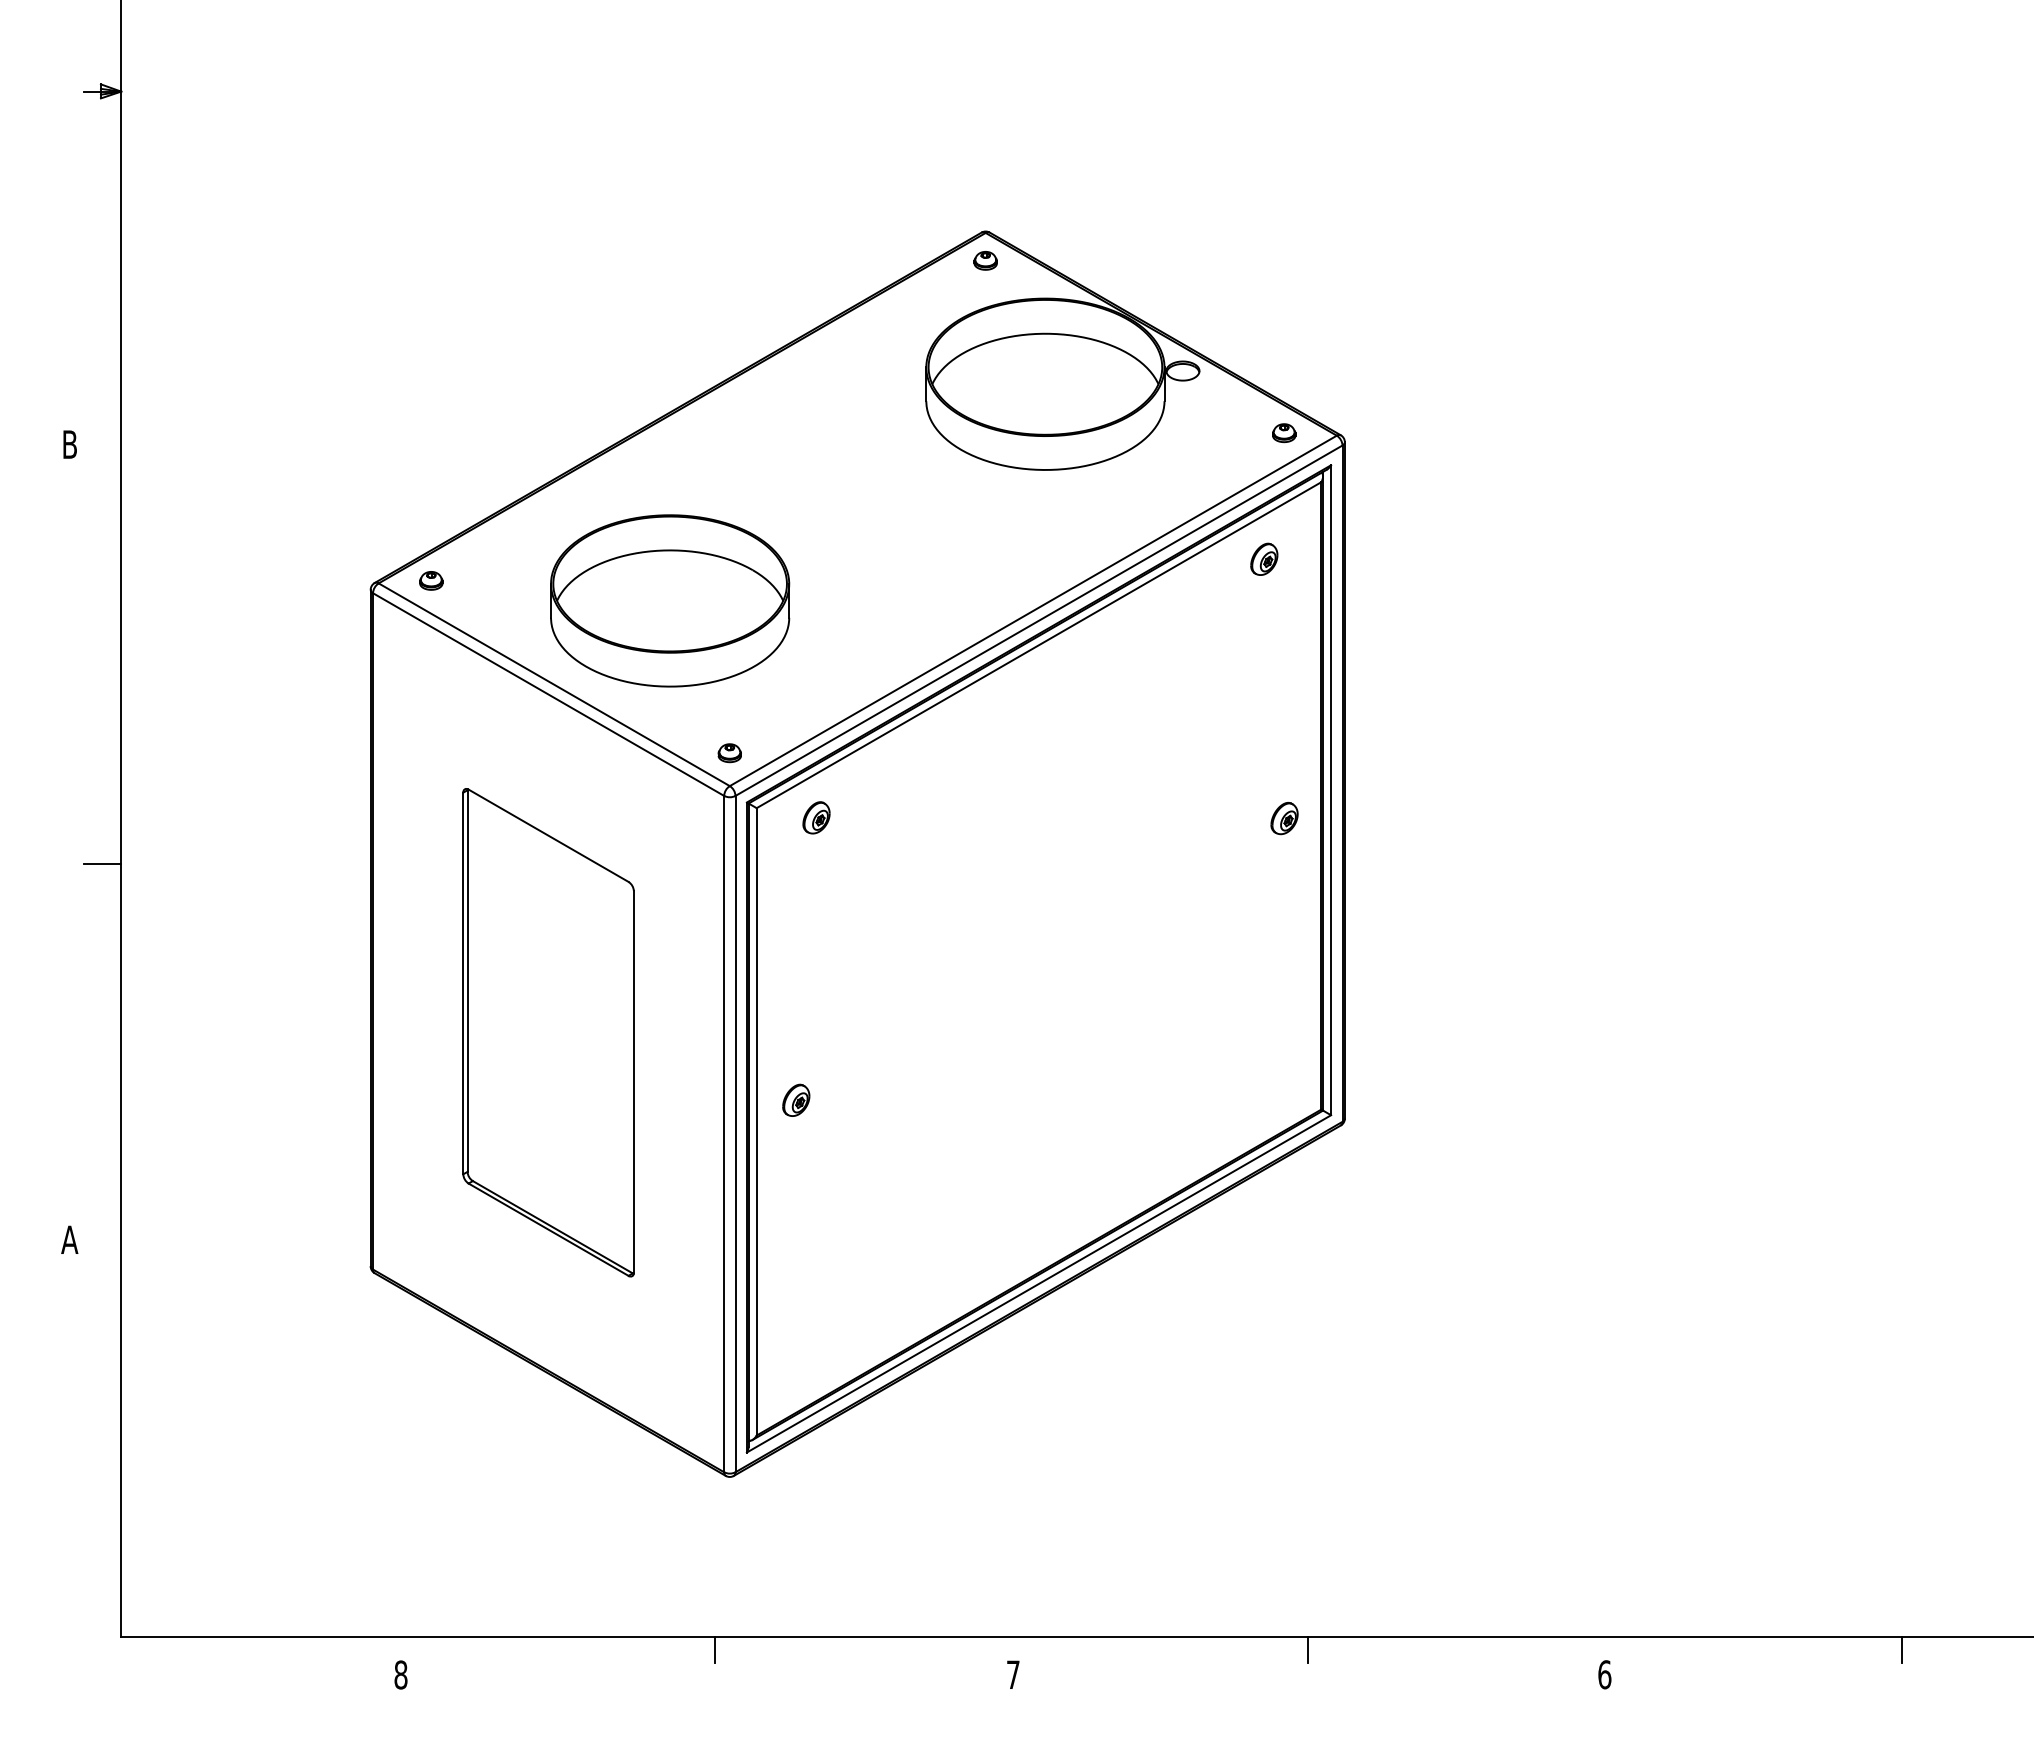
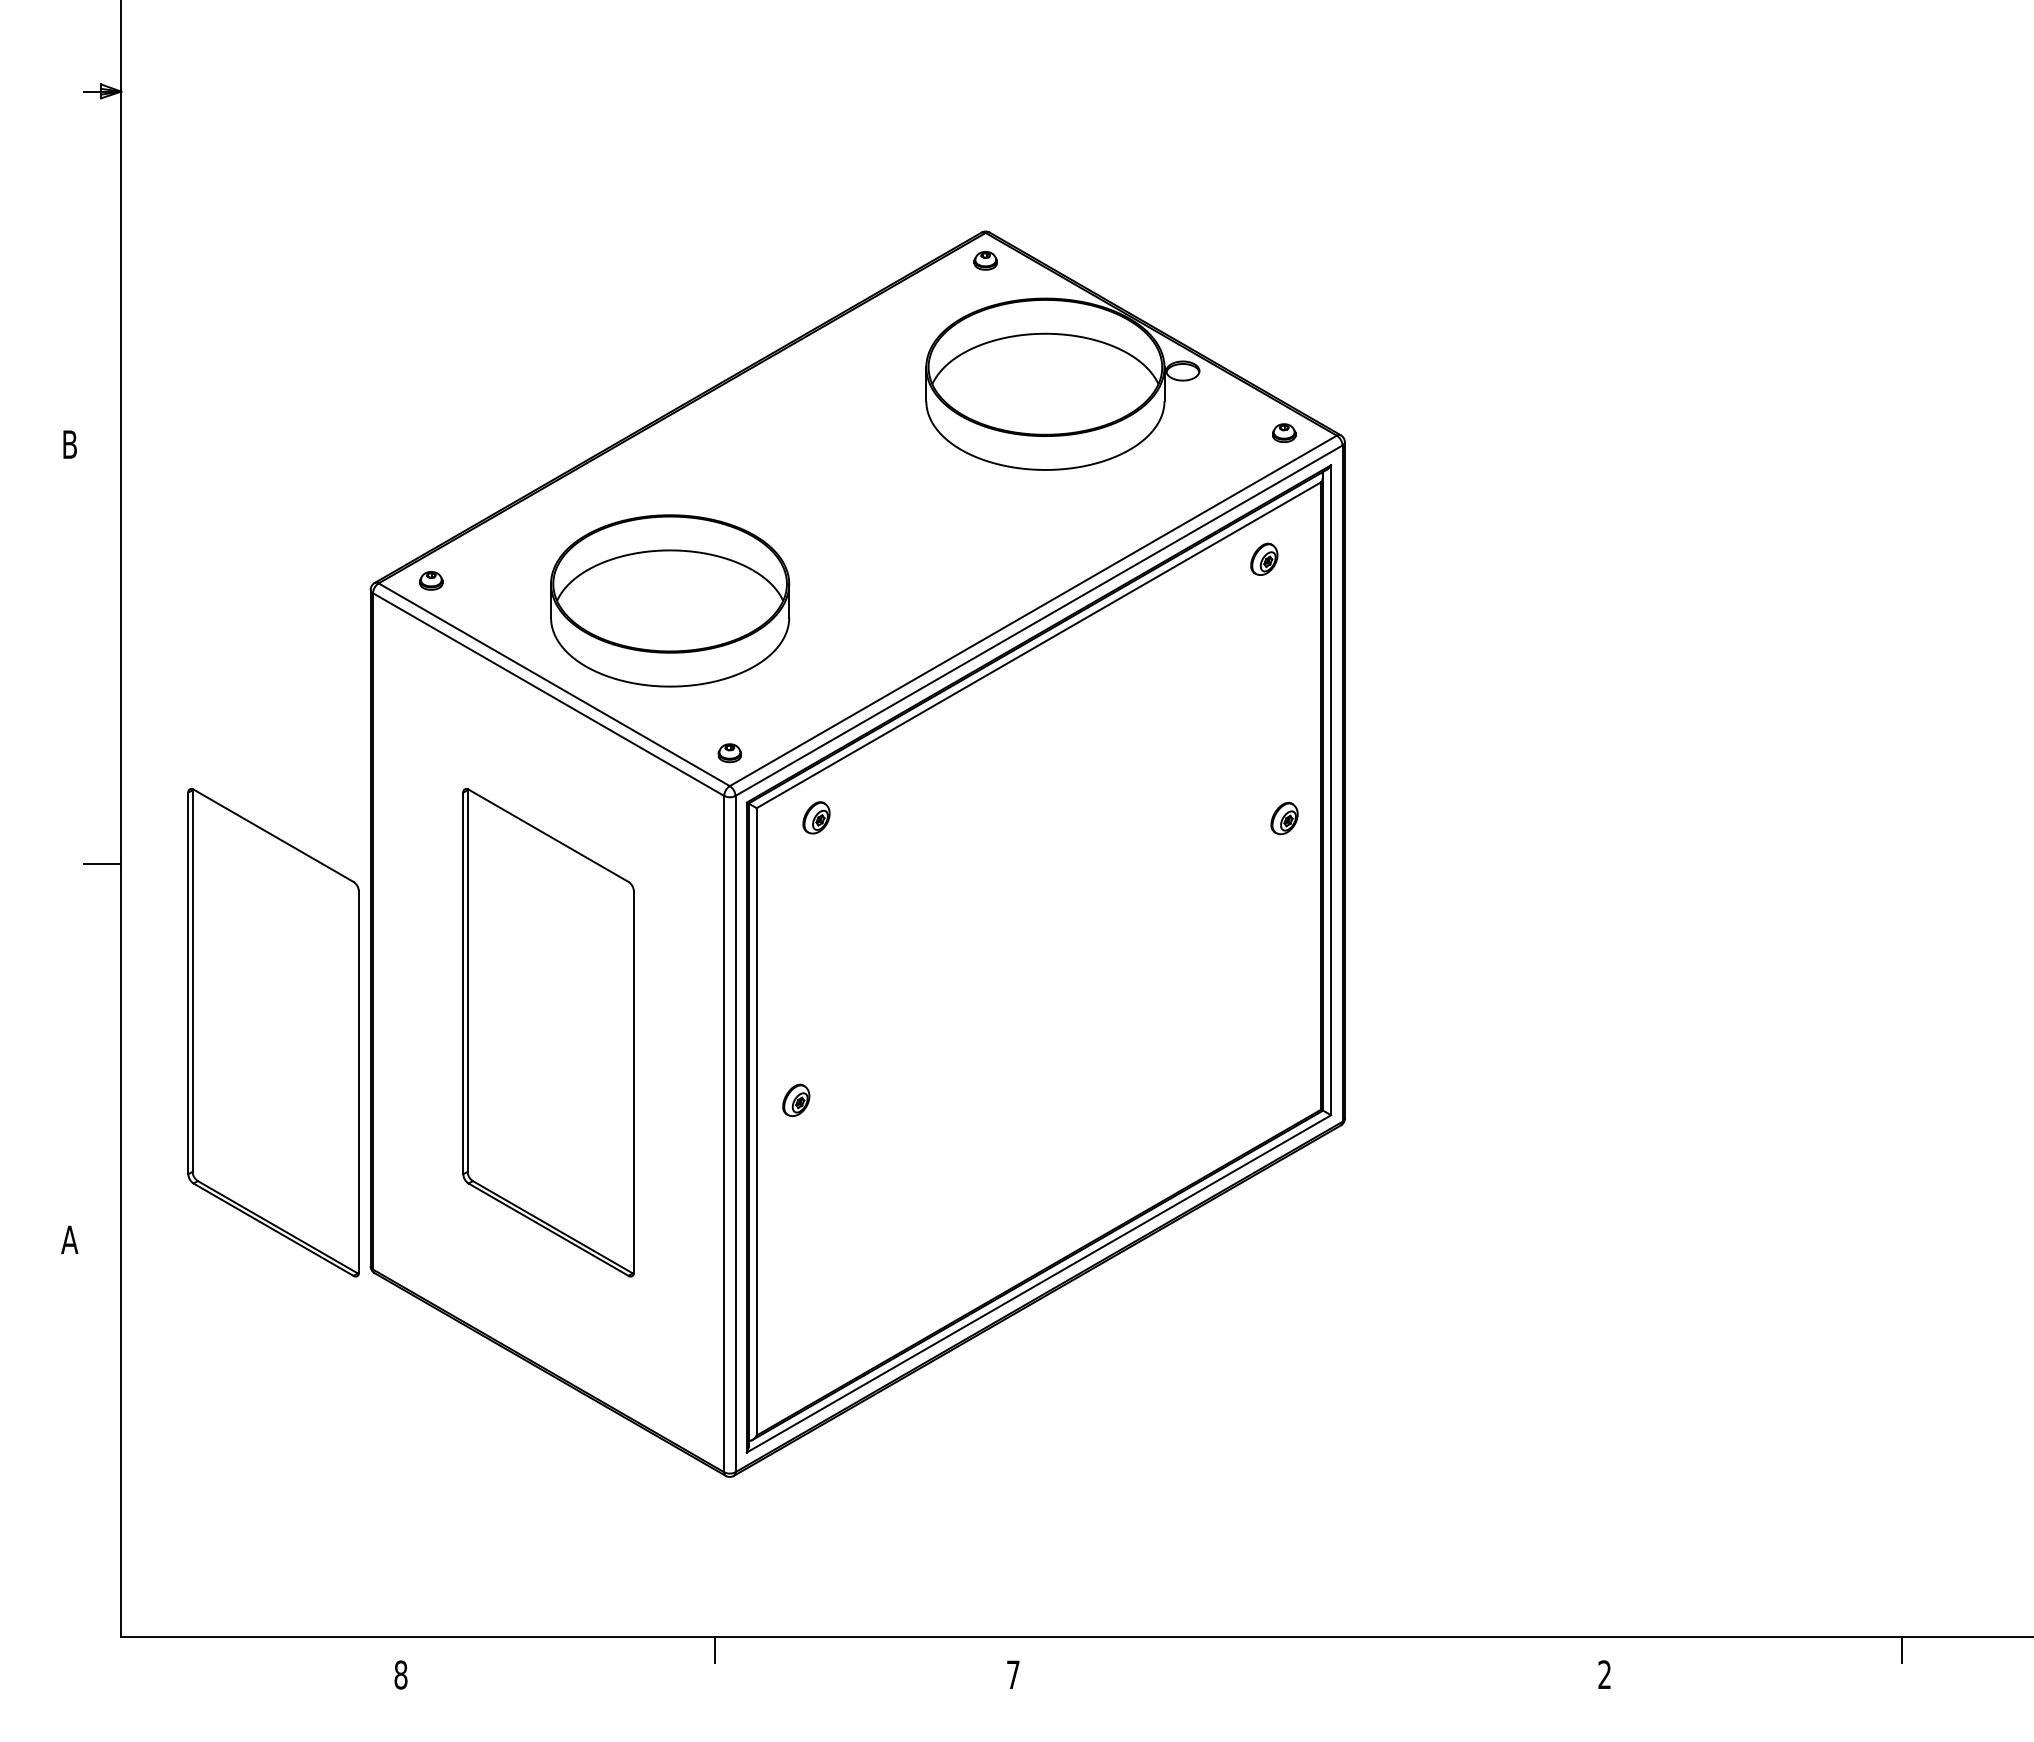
part: none -> present (273, 1032)
line: present -> none (1308, 1649)
text: 6 -> 2 (1604, 1674)
